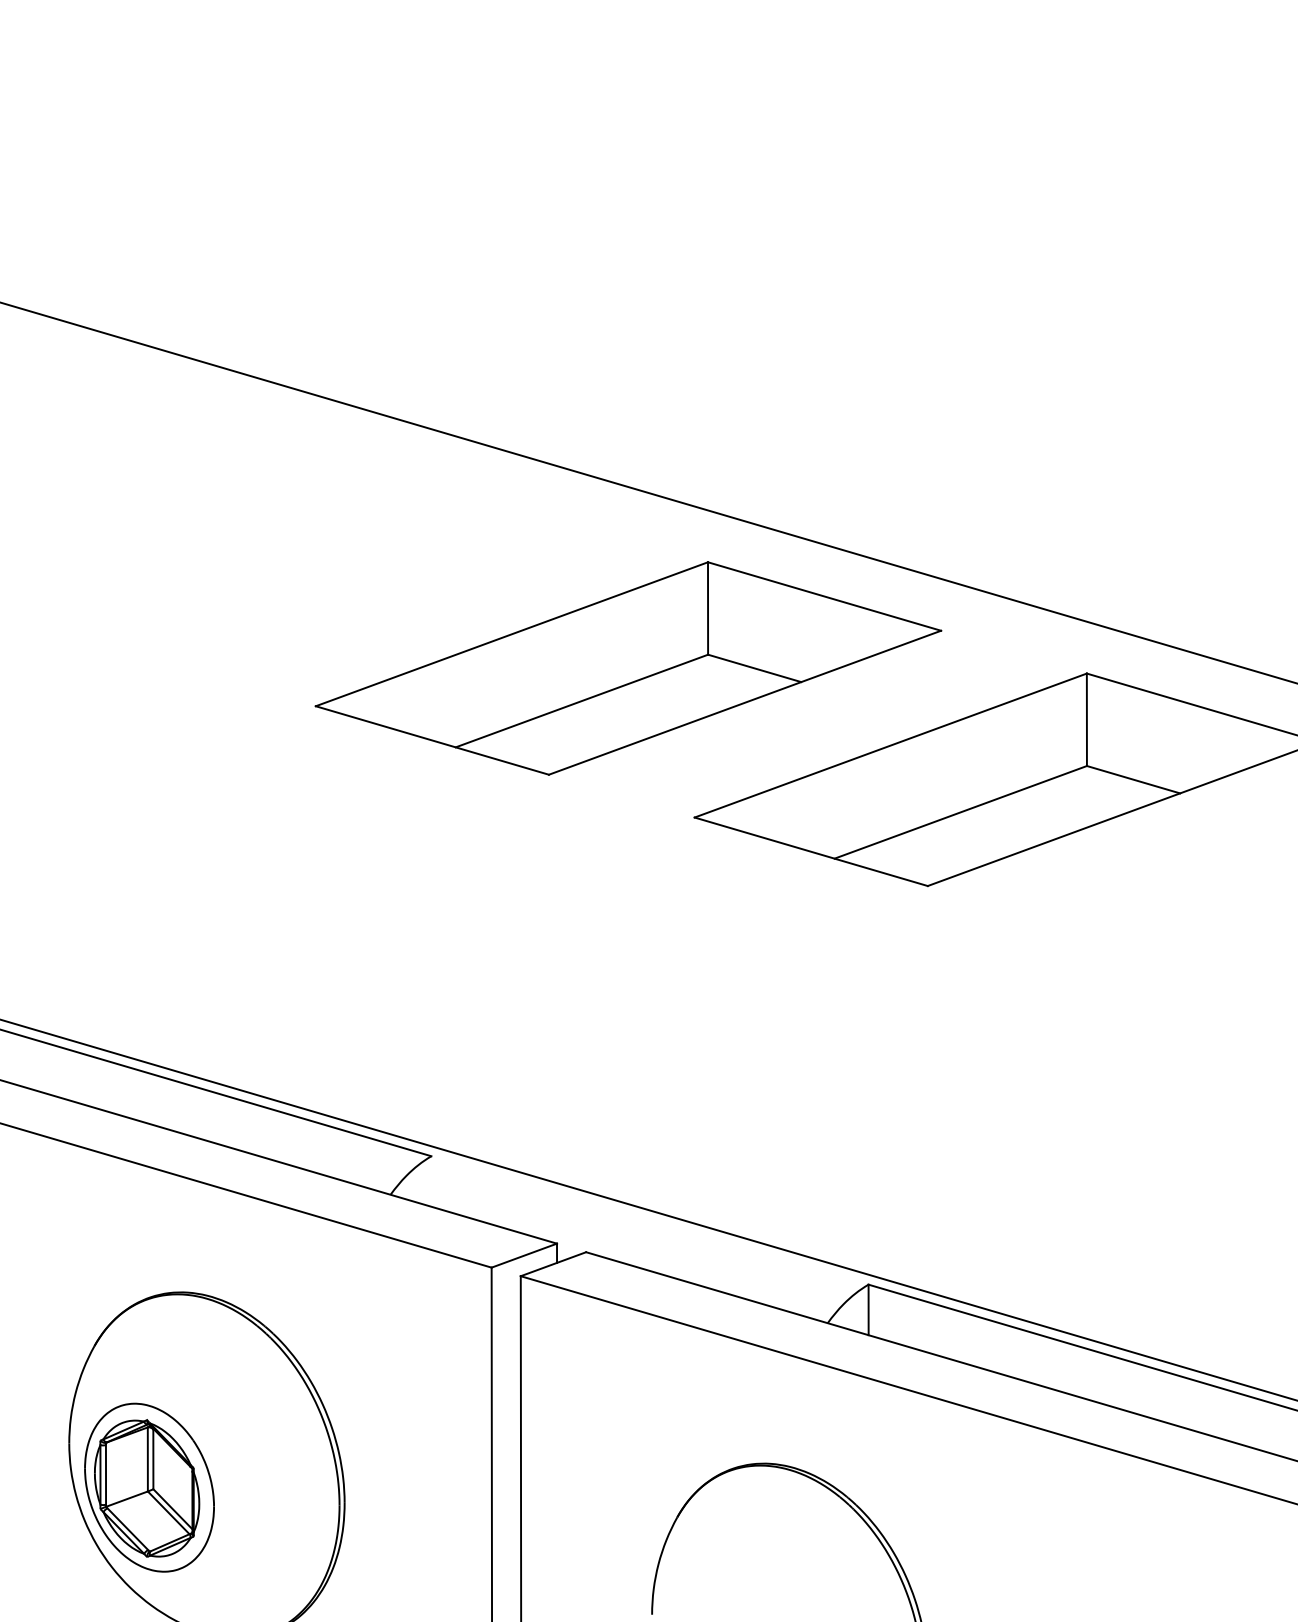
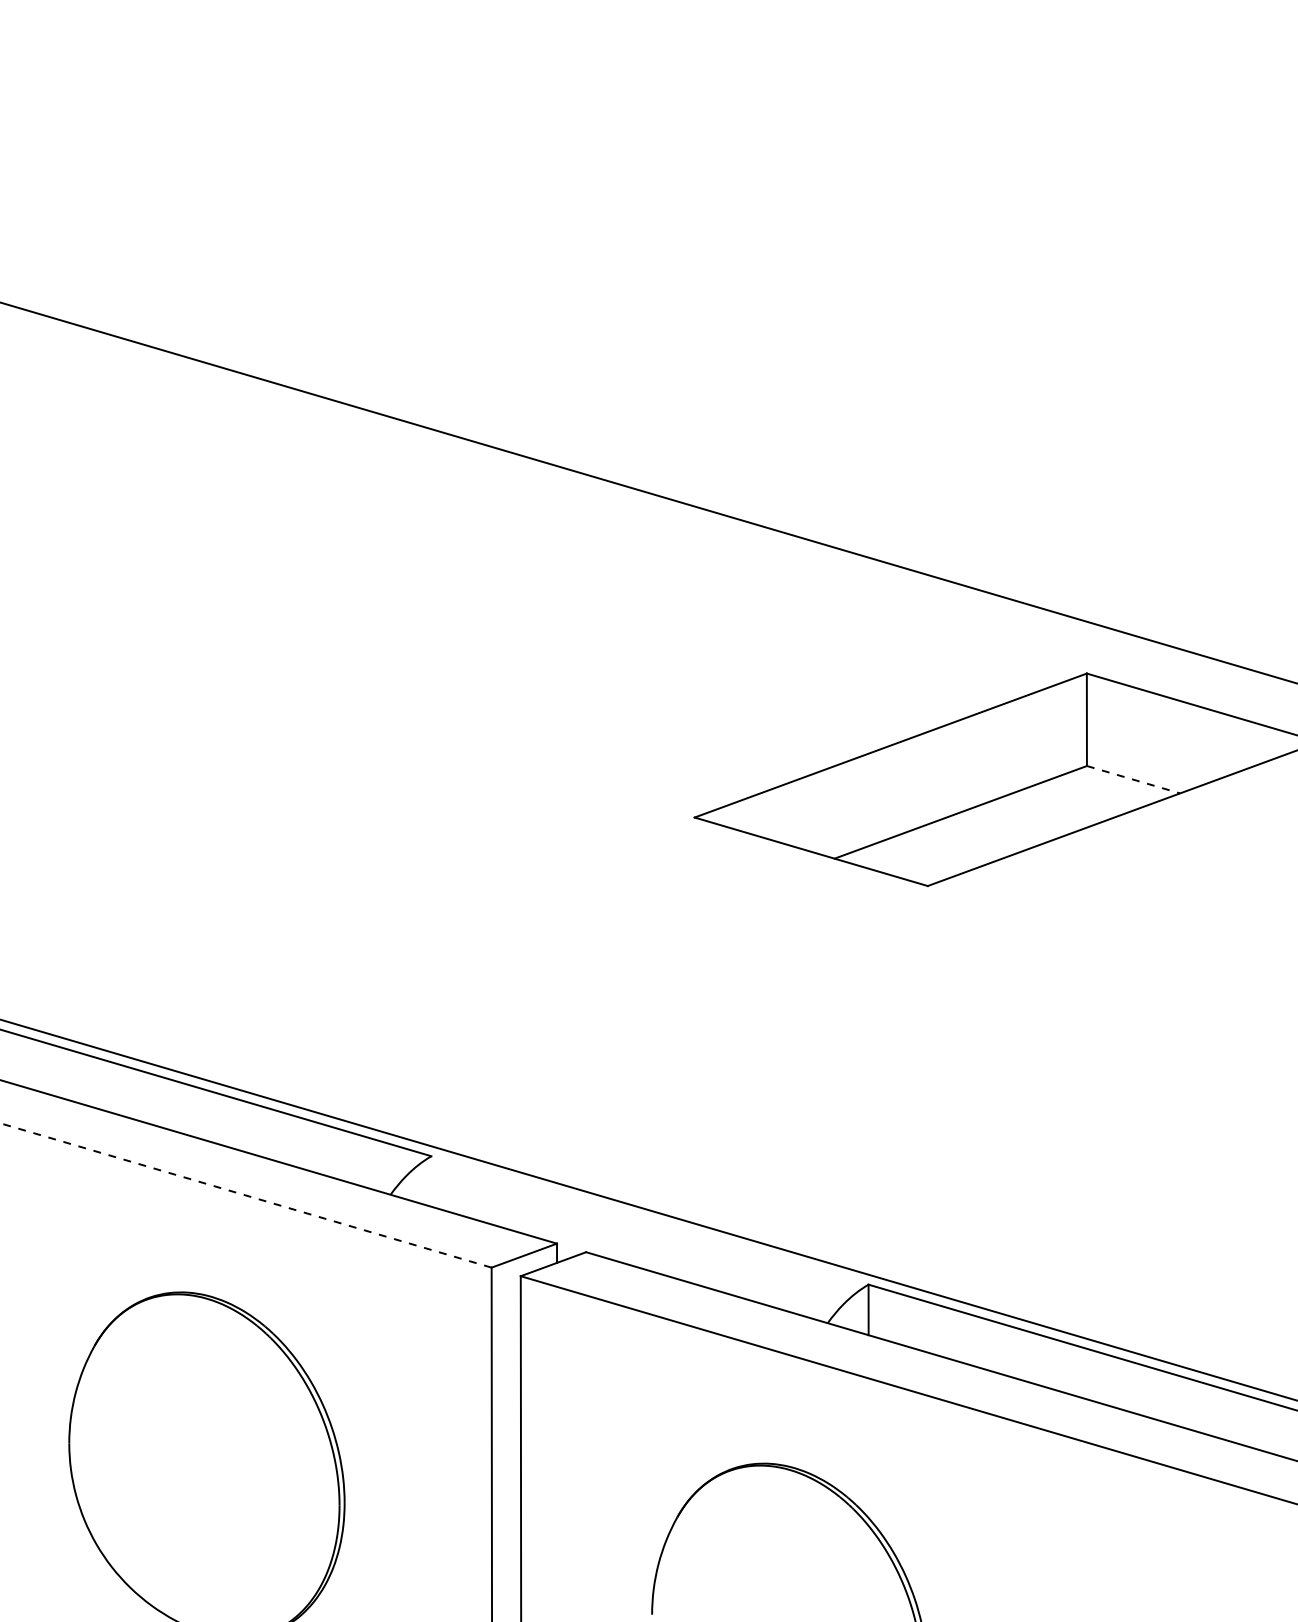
part: present -> none (628, 668)
line: solid -> dashed (1133, 779)
line: solid -> dashed (246, 1195)
part: present -> none (149, 1487)
